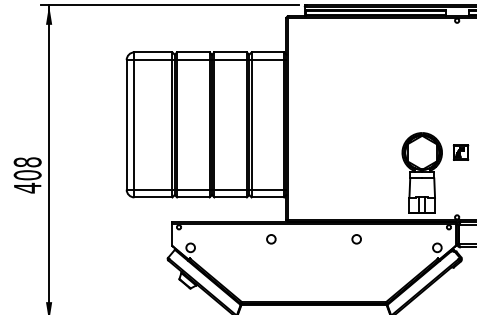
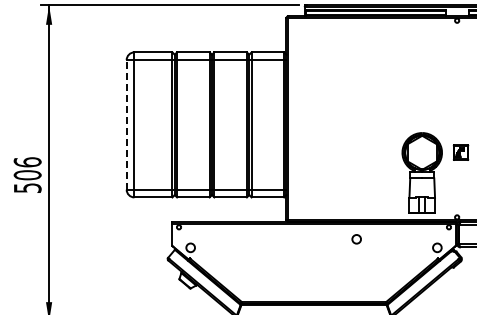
line: solid -> dashed (126, 124)
text: 408 -> 506 (27, 175)
circle: present -> none (271, 239)
